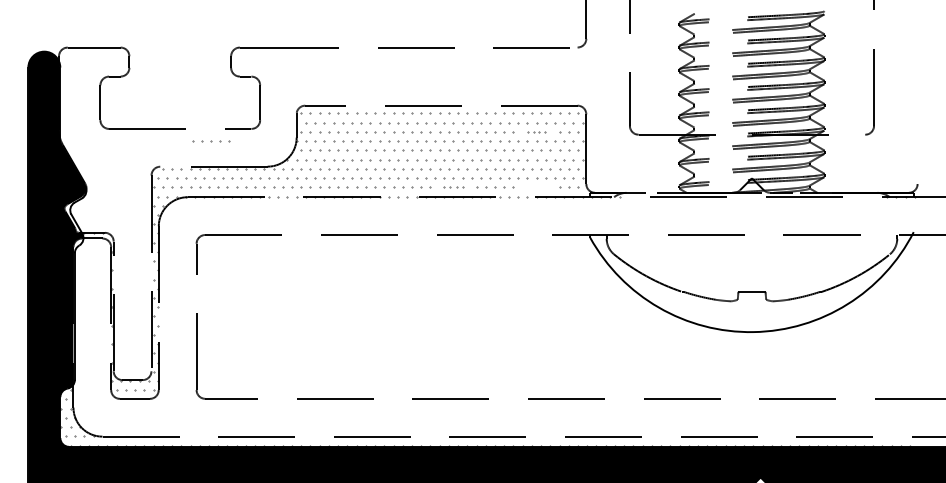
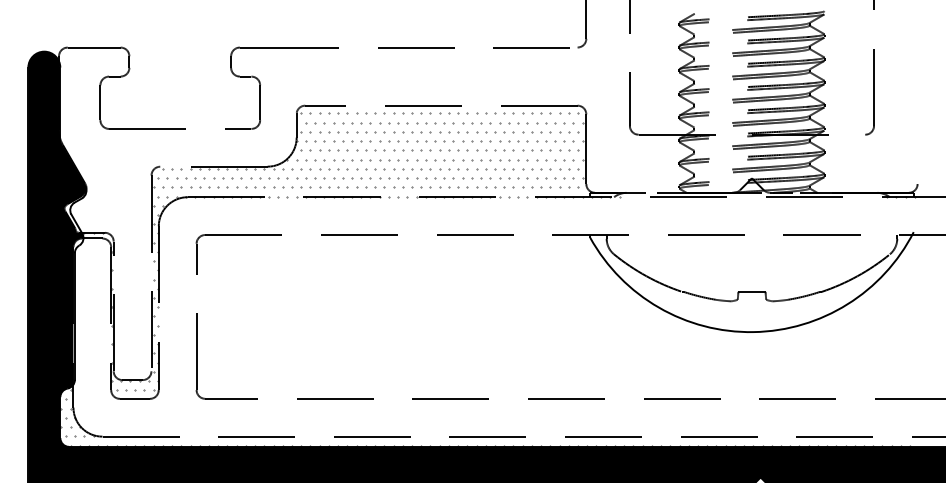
part size: 20x3 px -> 30x3 px (536, 132)
part: present -> none (211, 141)
part size: 22x3 px -> 30x3 px (453, 187)
part: none -> present (536, 187)
